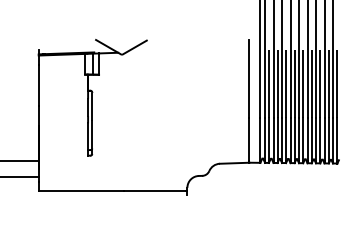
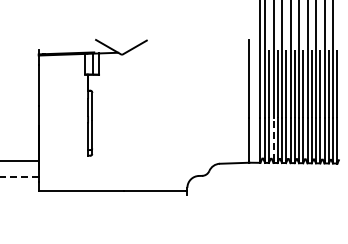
line: solid -> dashed (273, 139)
line: solid -> dashed (19, 177)
